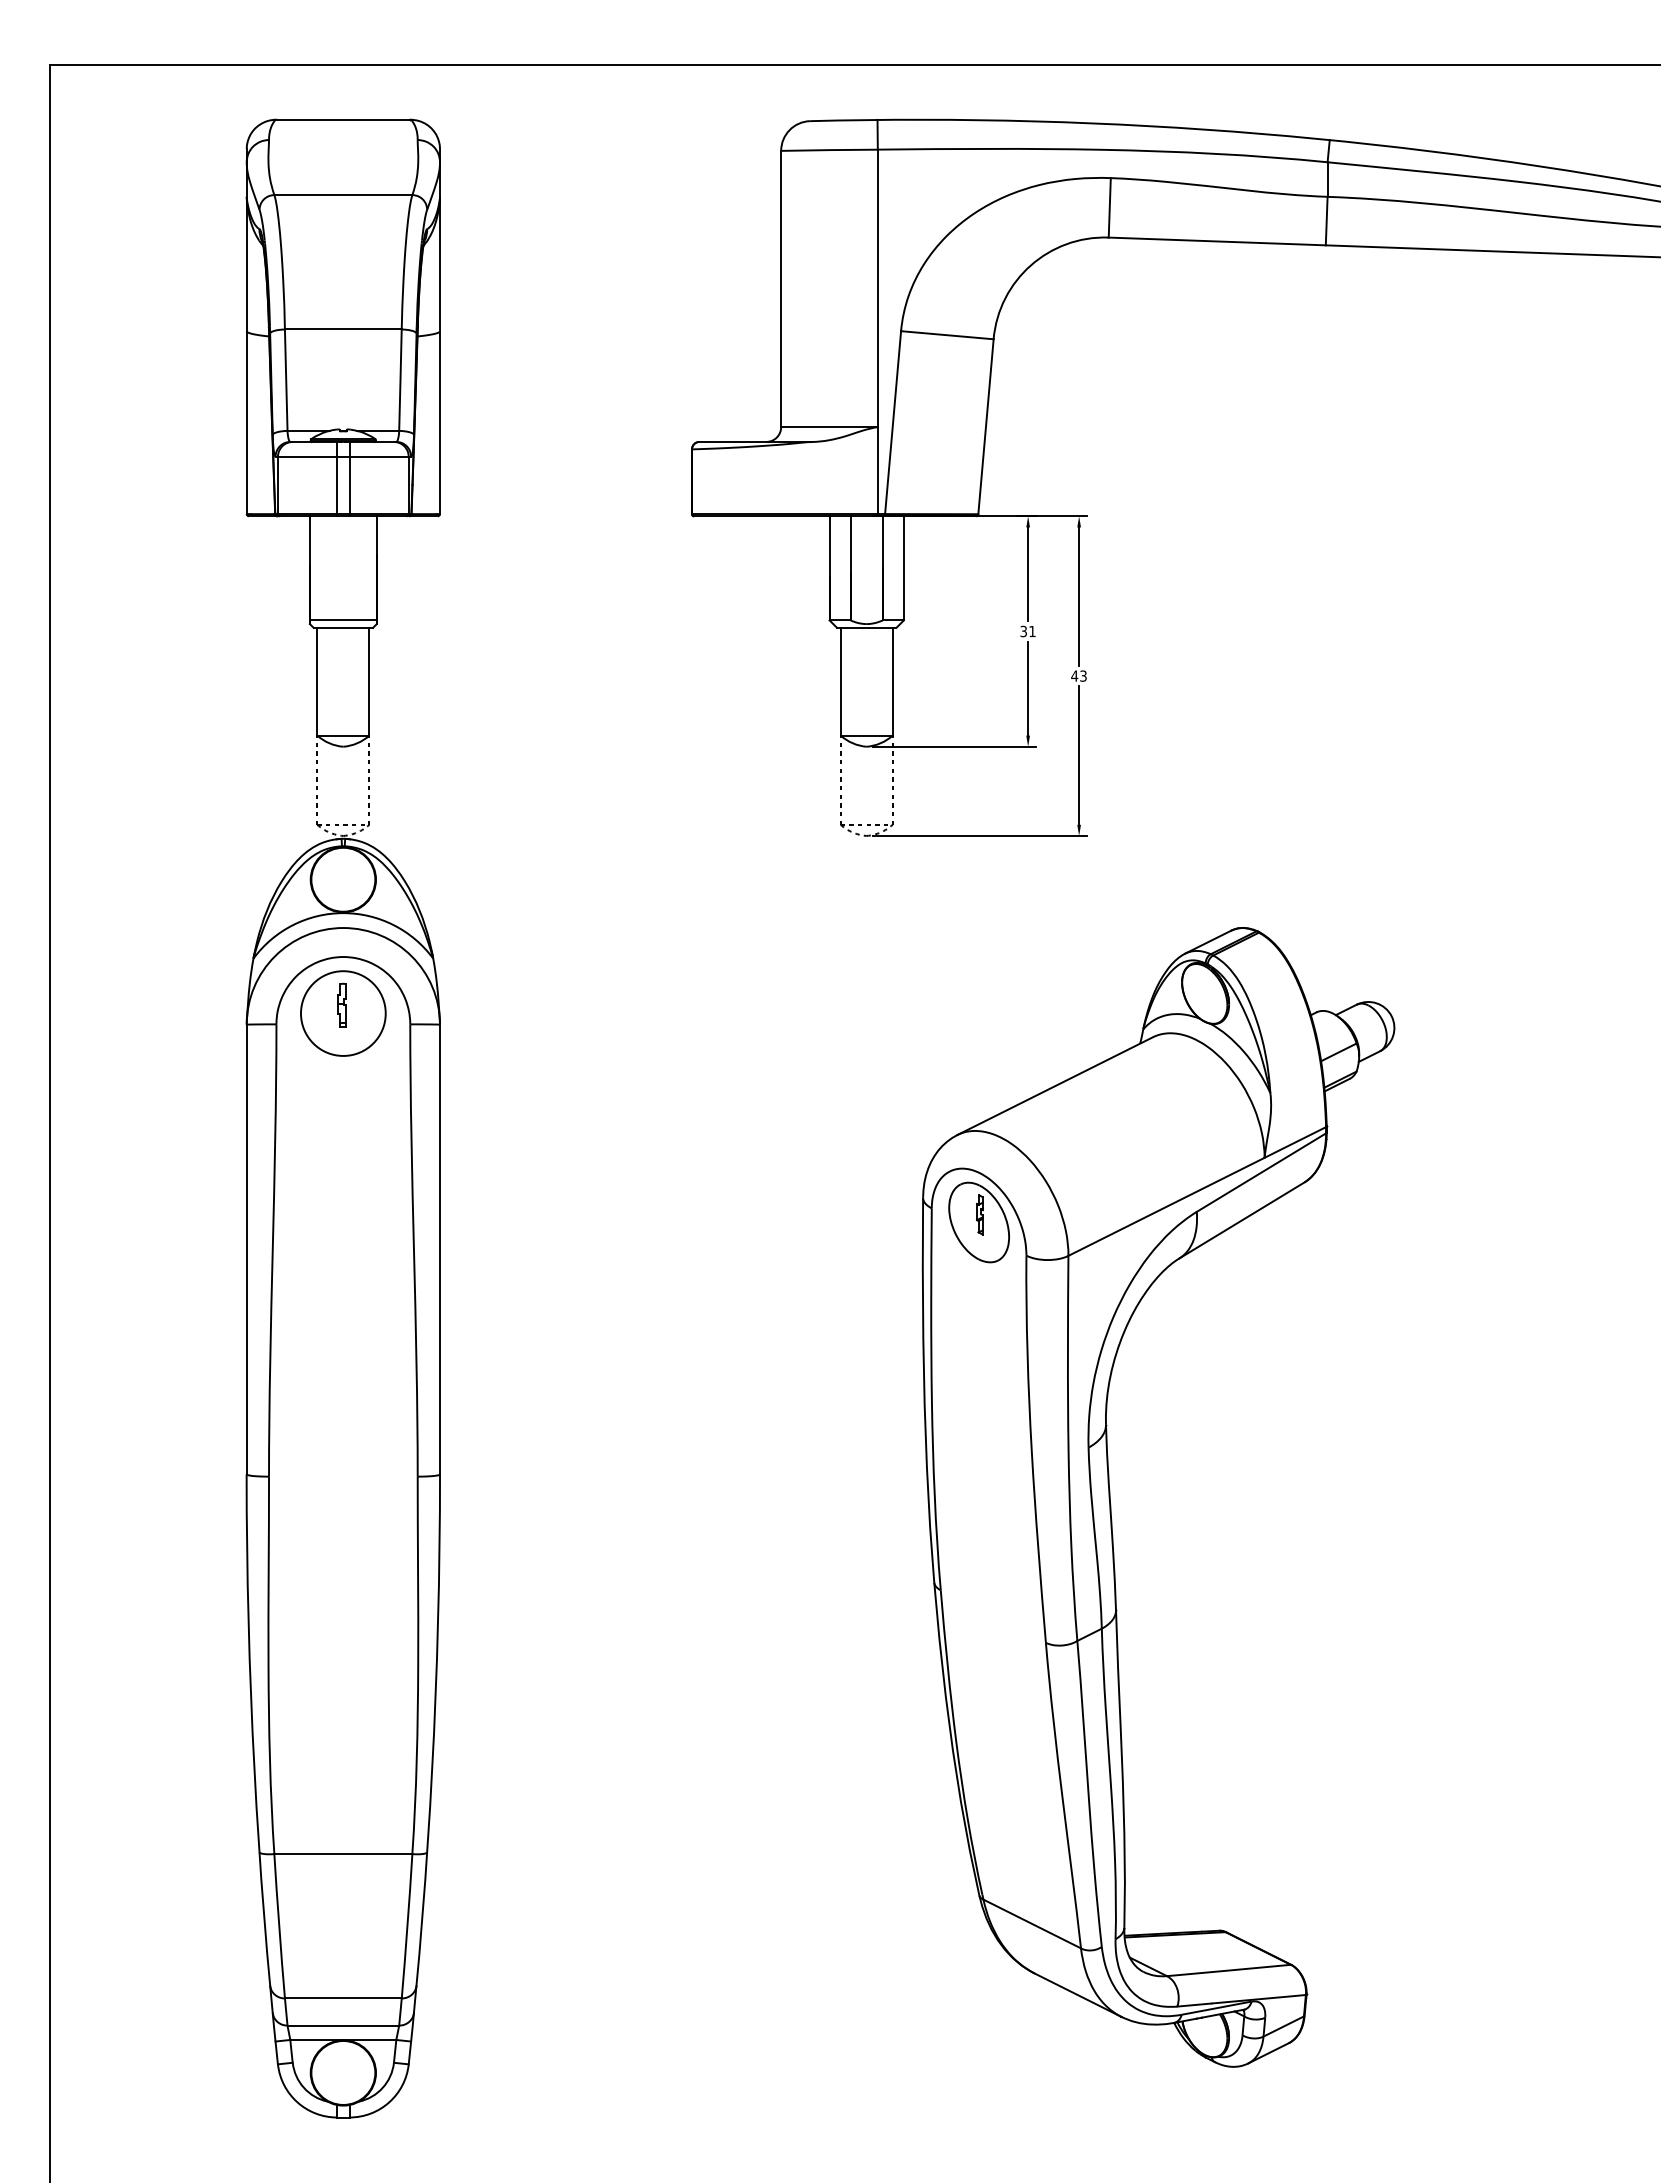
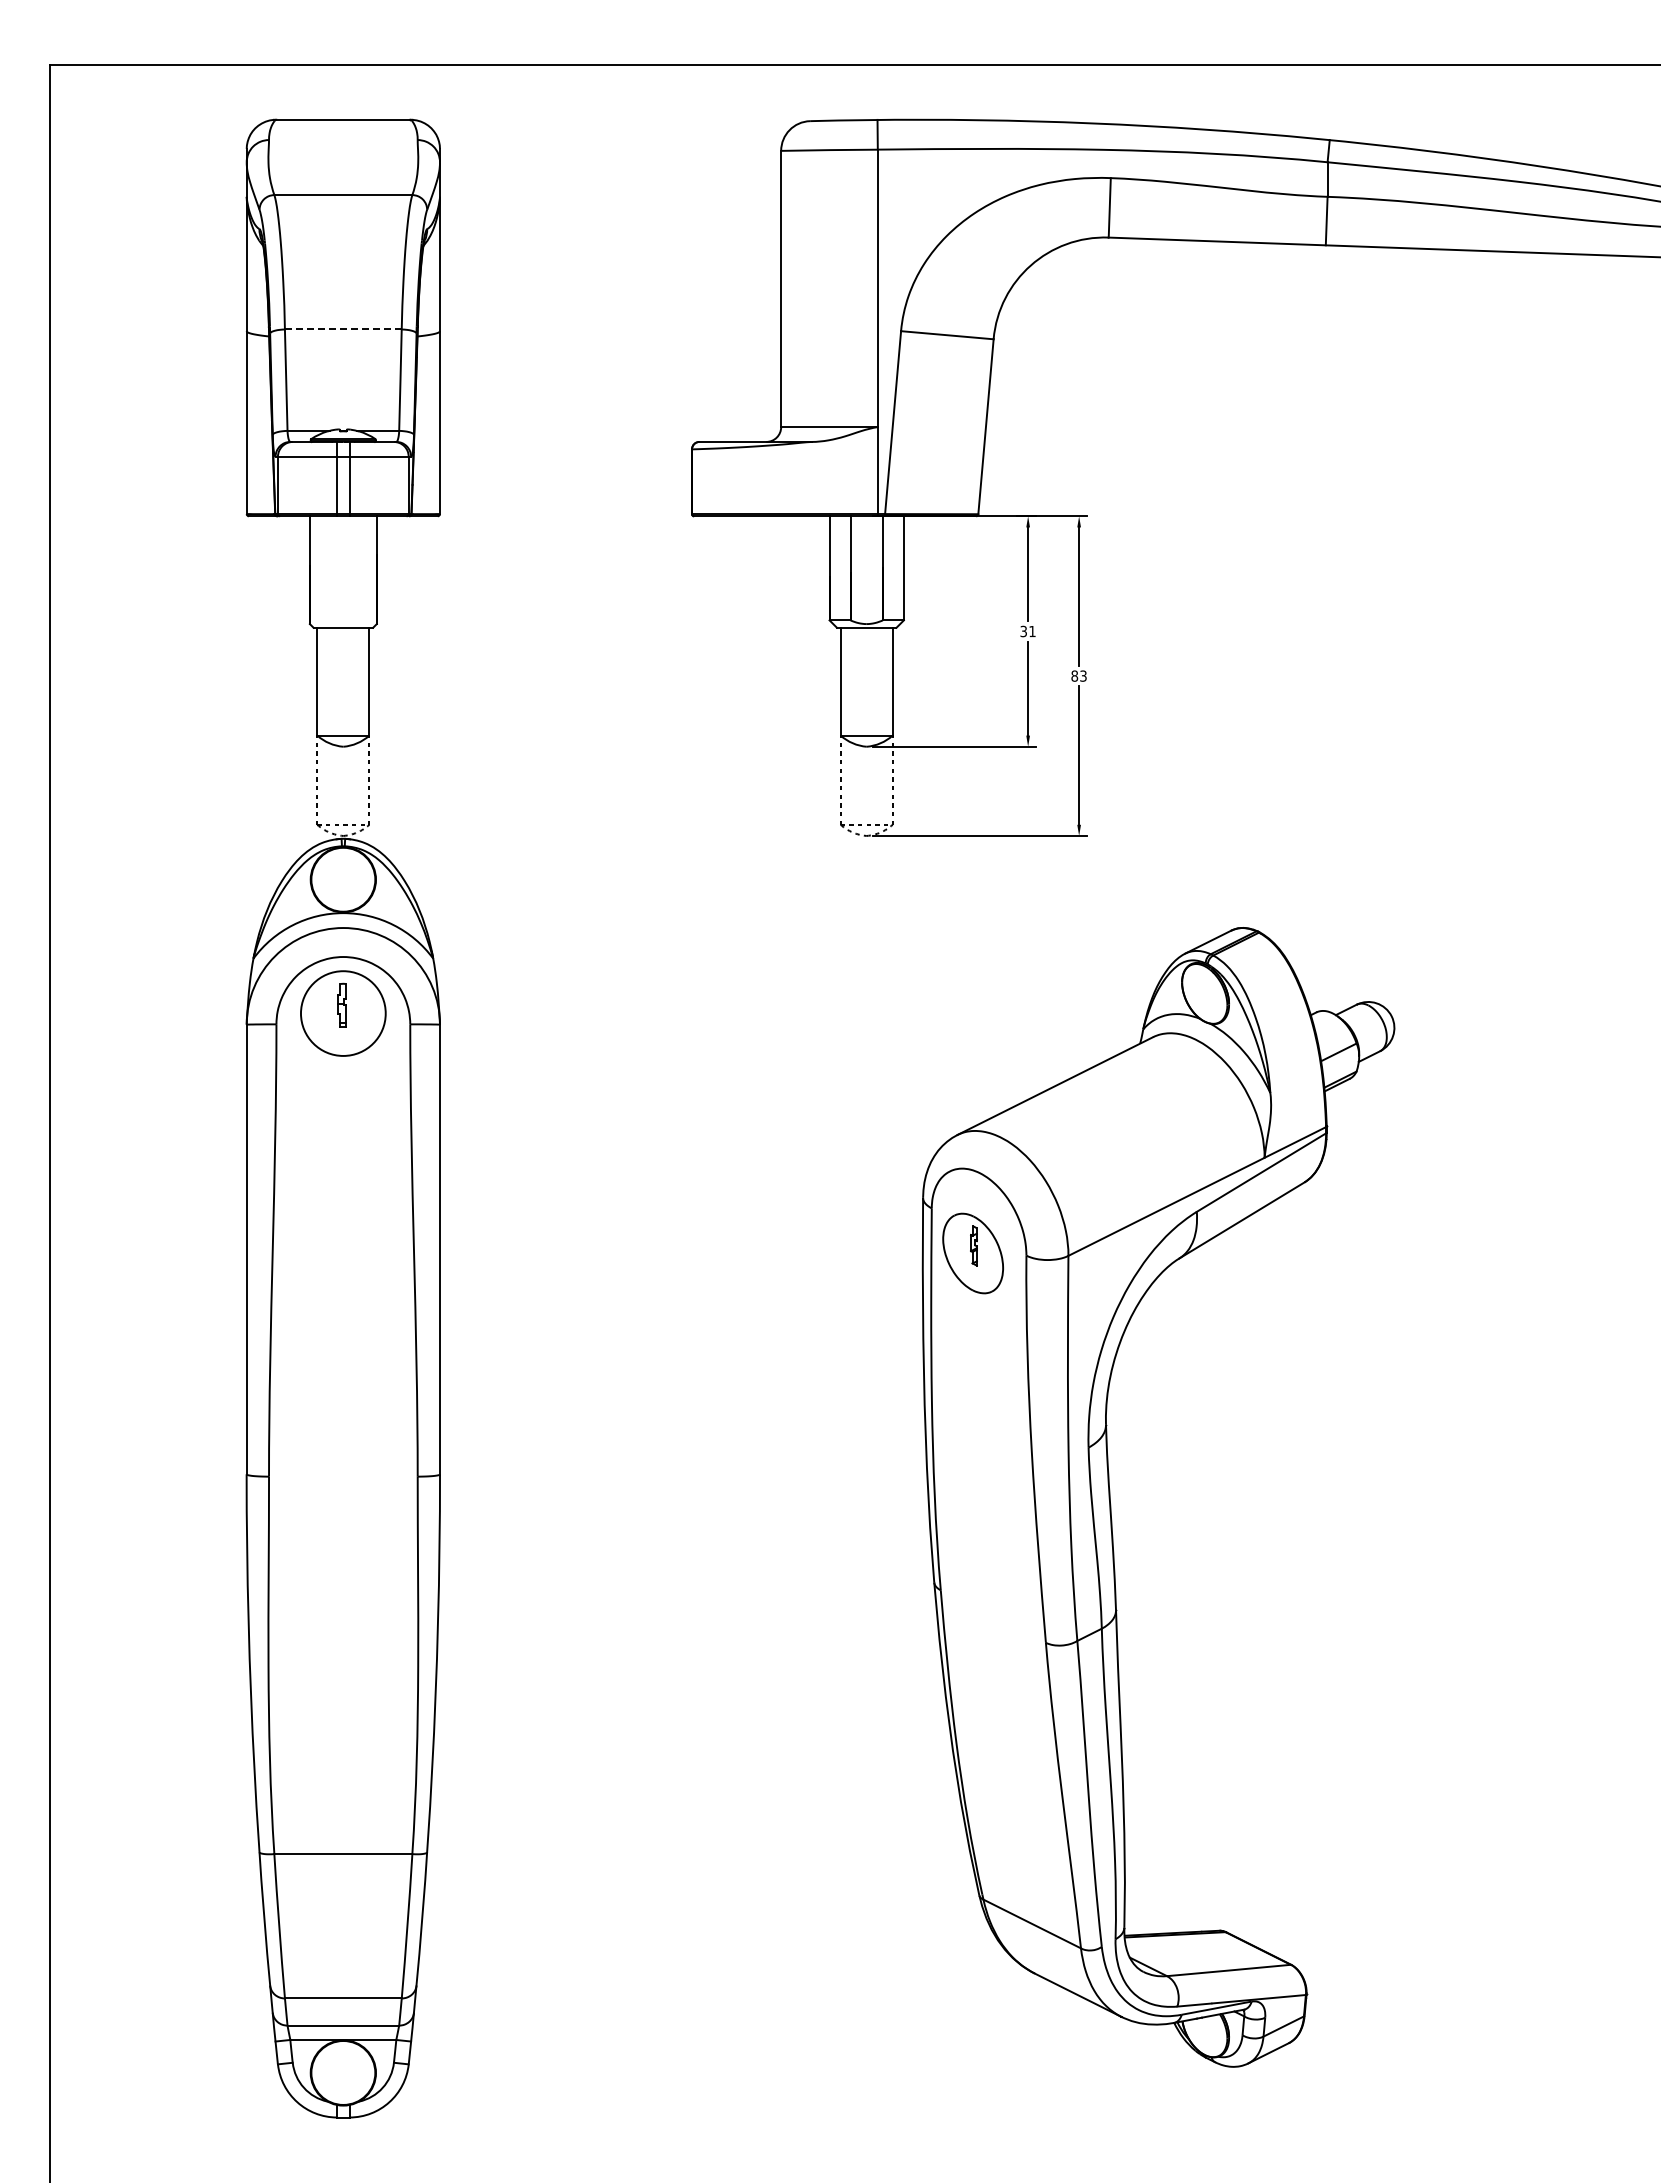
line: solid -> dashed (342, 329)
line: present -> none (342, 620)
text: 43 -> 83 (1074, 675)
part position: (978, 1222) -> (972, 1253) (972, 1253)
